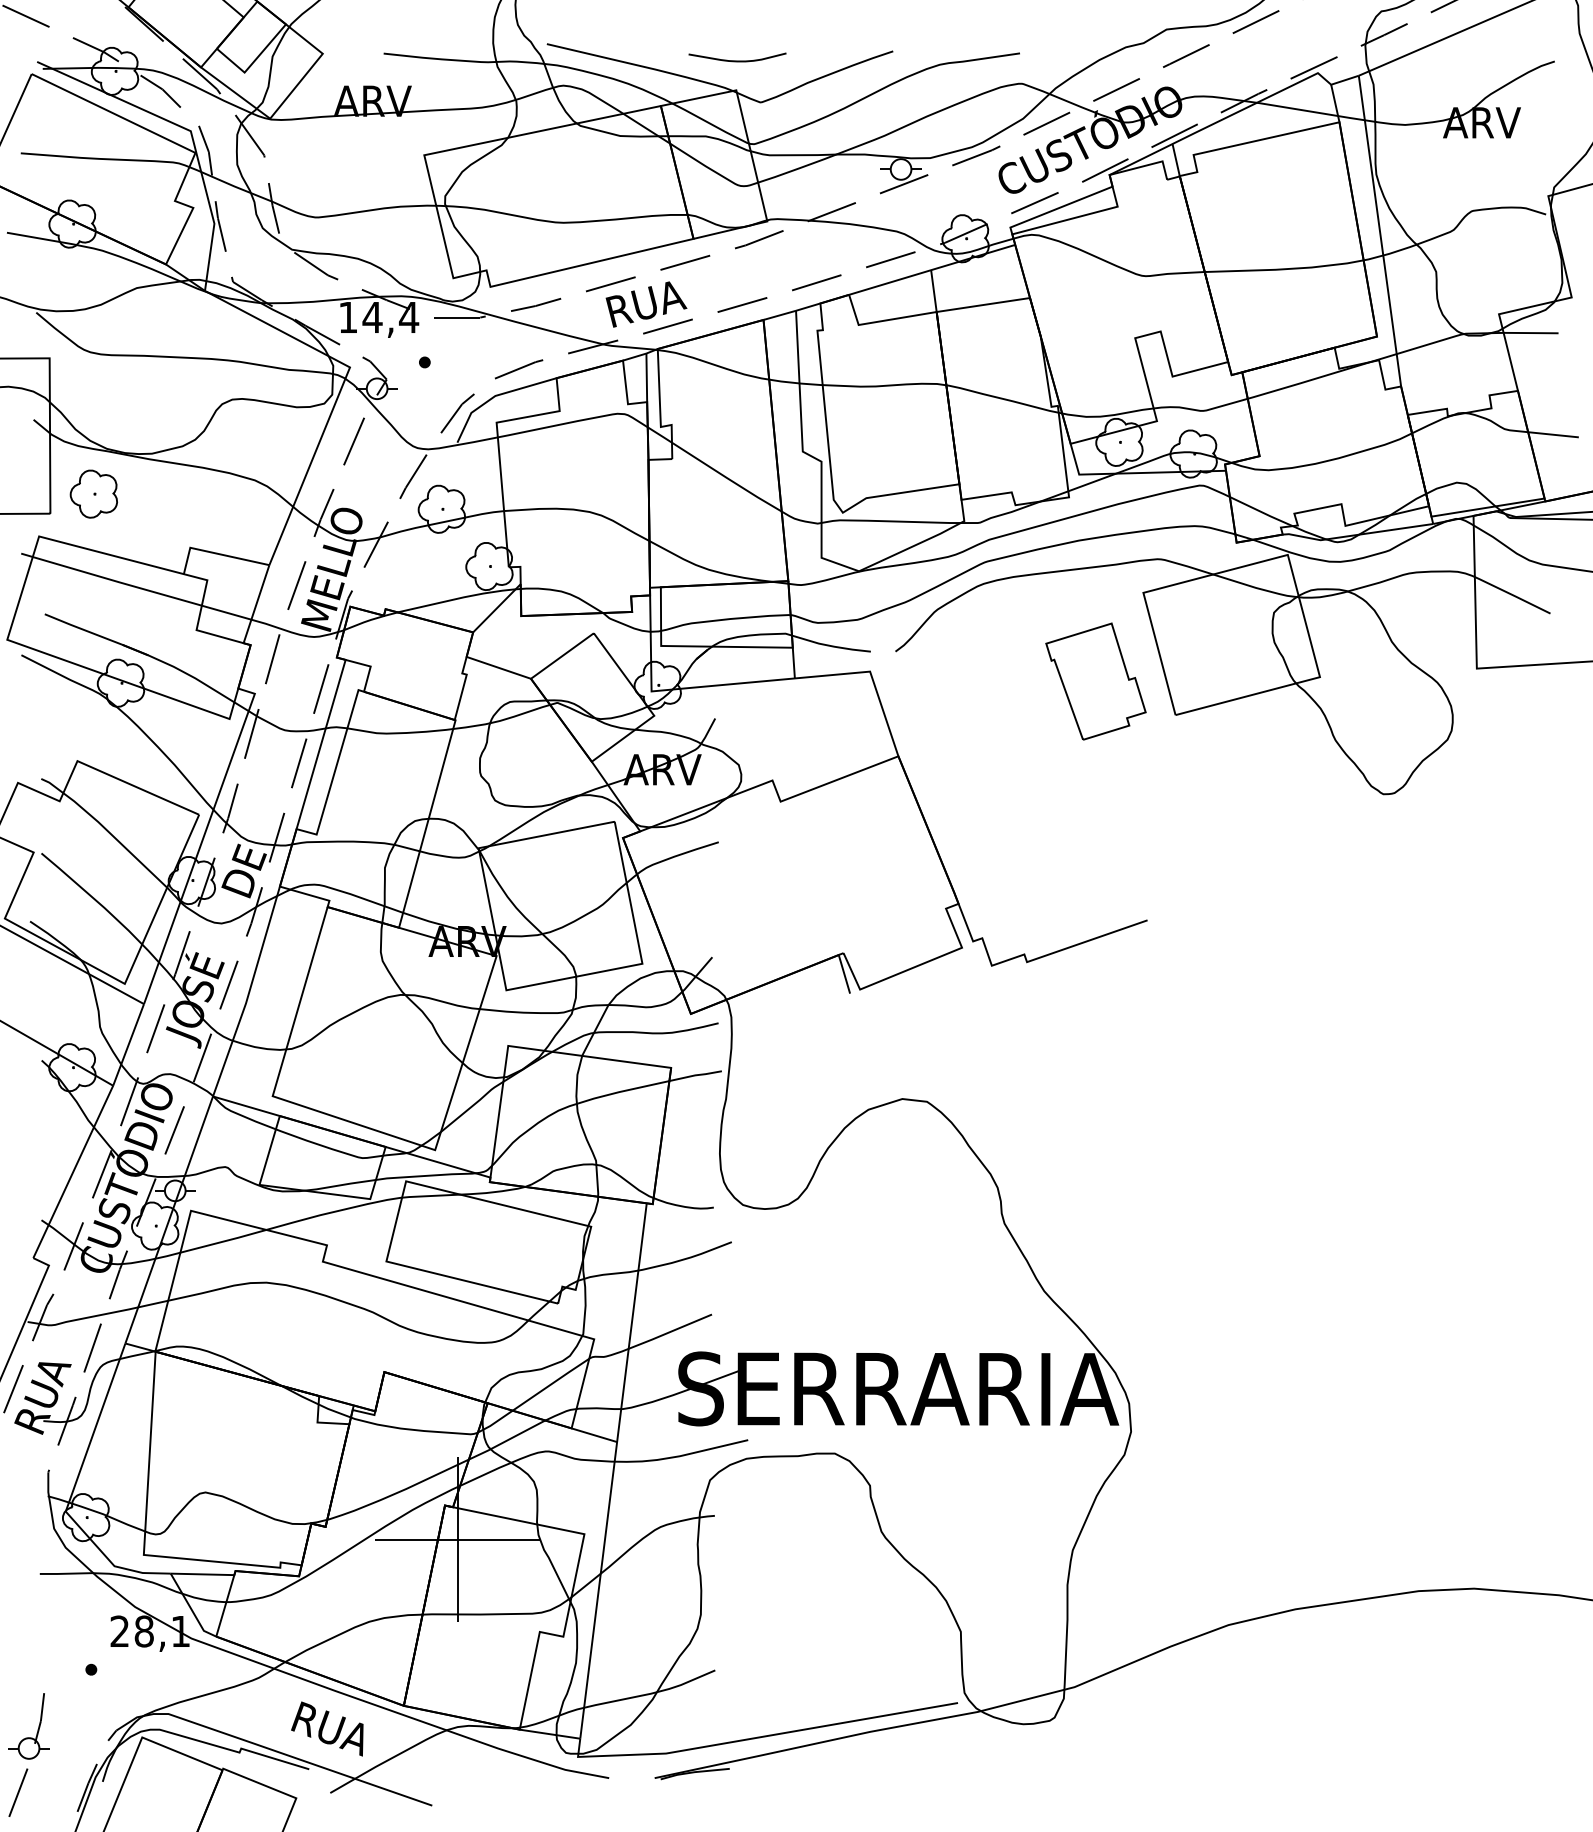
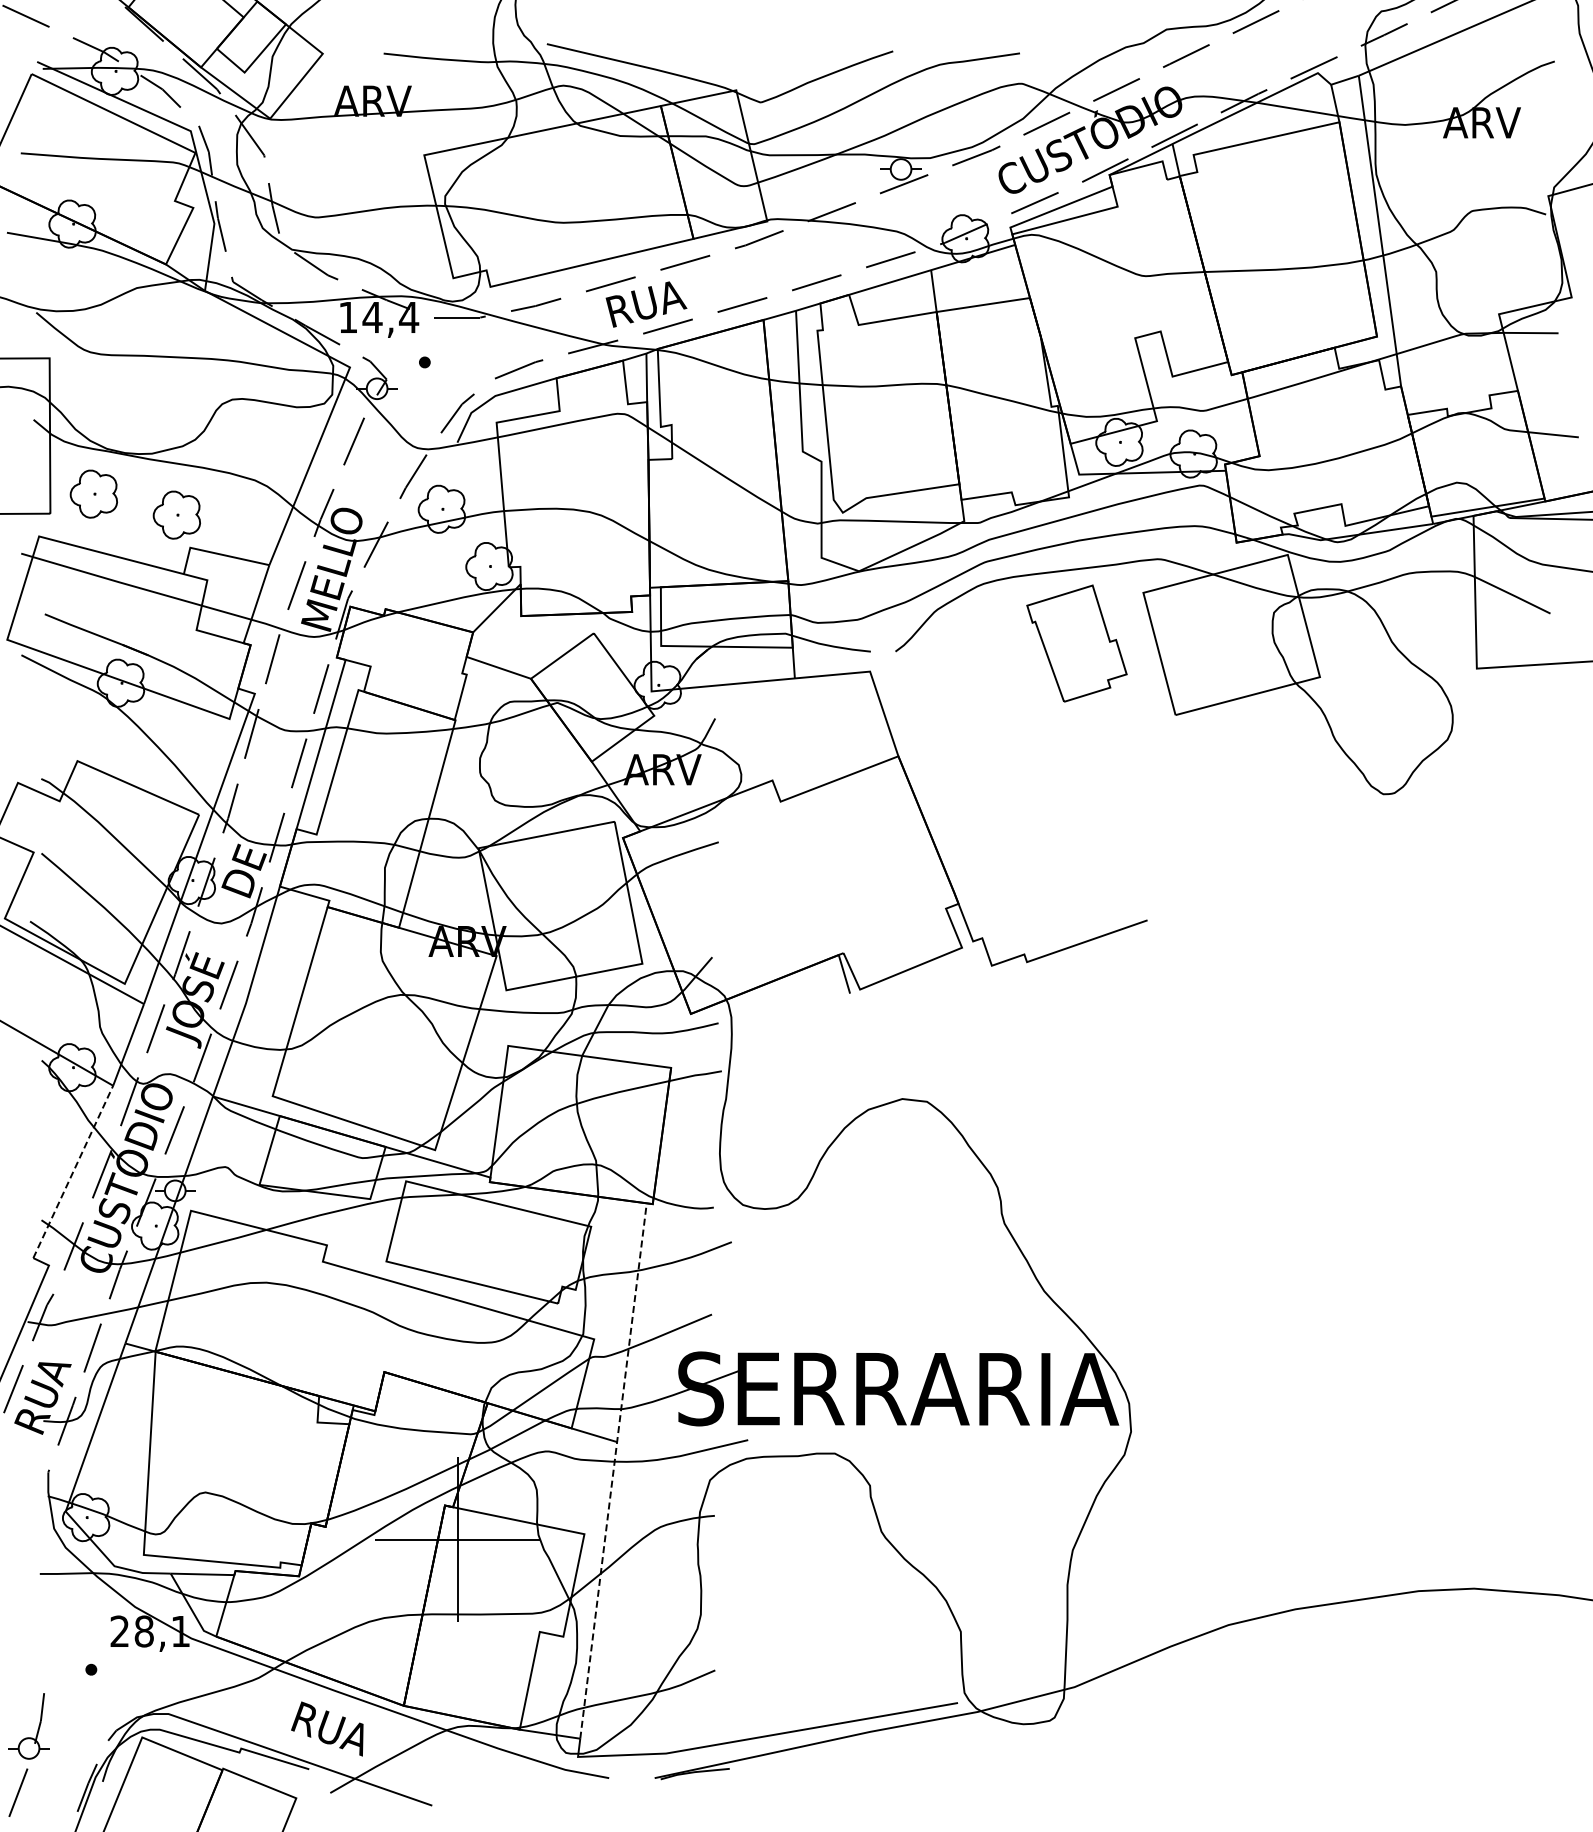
curve: present -> none (737, 60)
part: none -> present (176, 514)
part position: (1095, 681) -> (1076, 643) (1076, 643)
line: solid -> dashed (73, 1171)
line: solid -> dashed (613, 1471)
